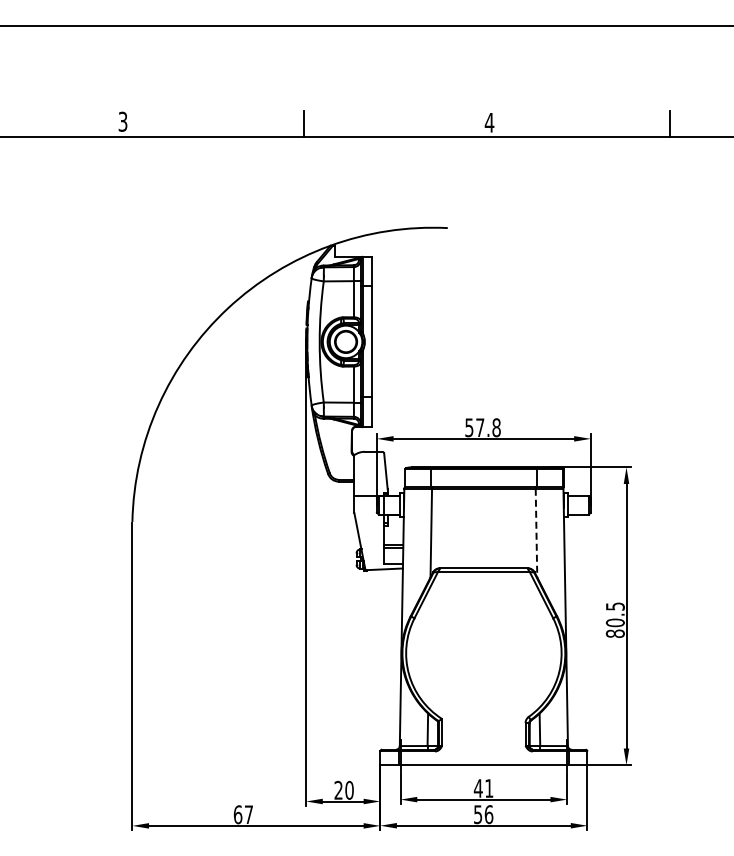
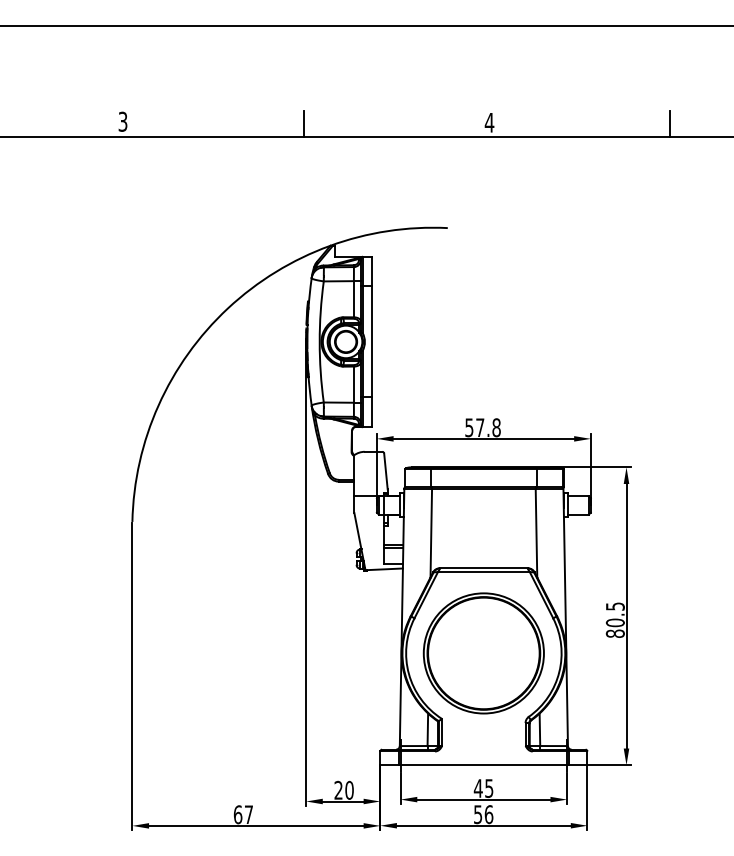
line: dashed -> solid (536, 533)
part: none -> present (483, 653)
text: 41 -> 45 (489, 788)
